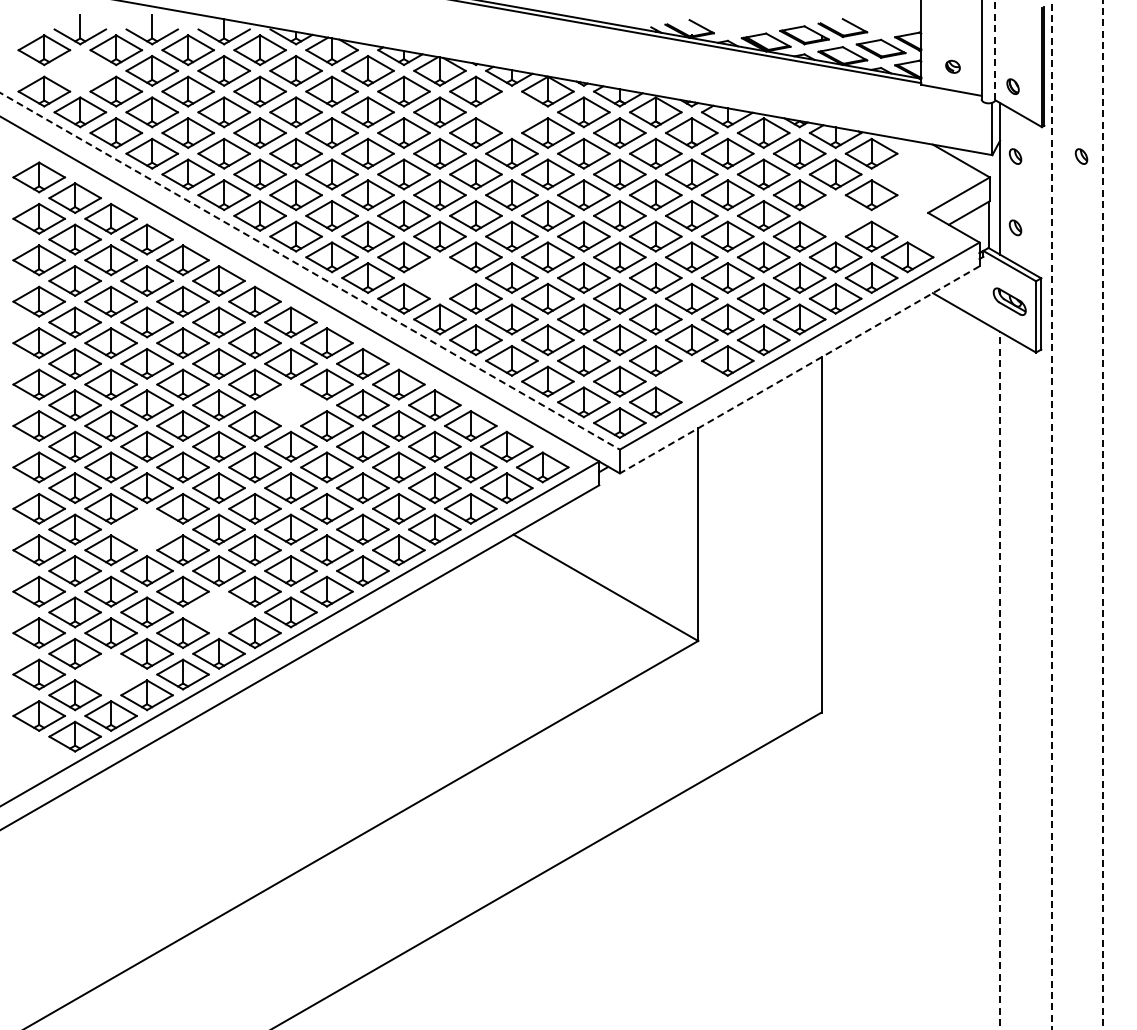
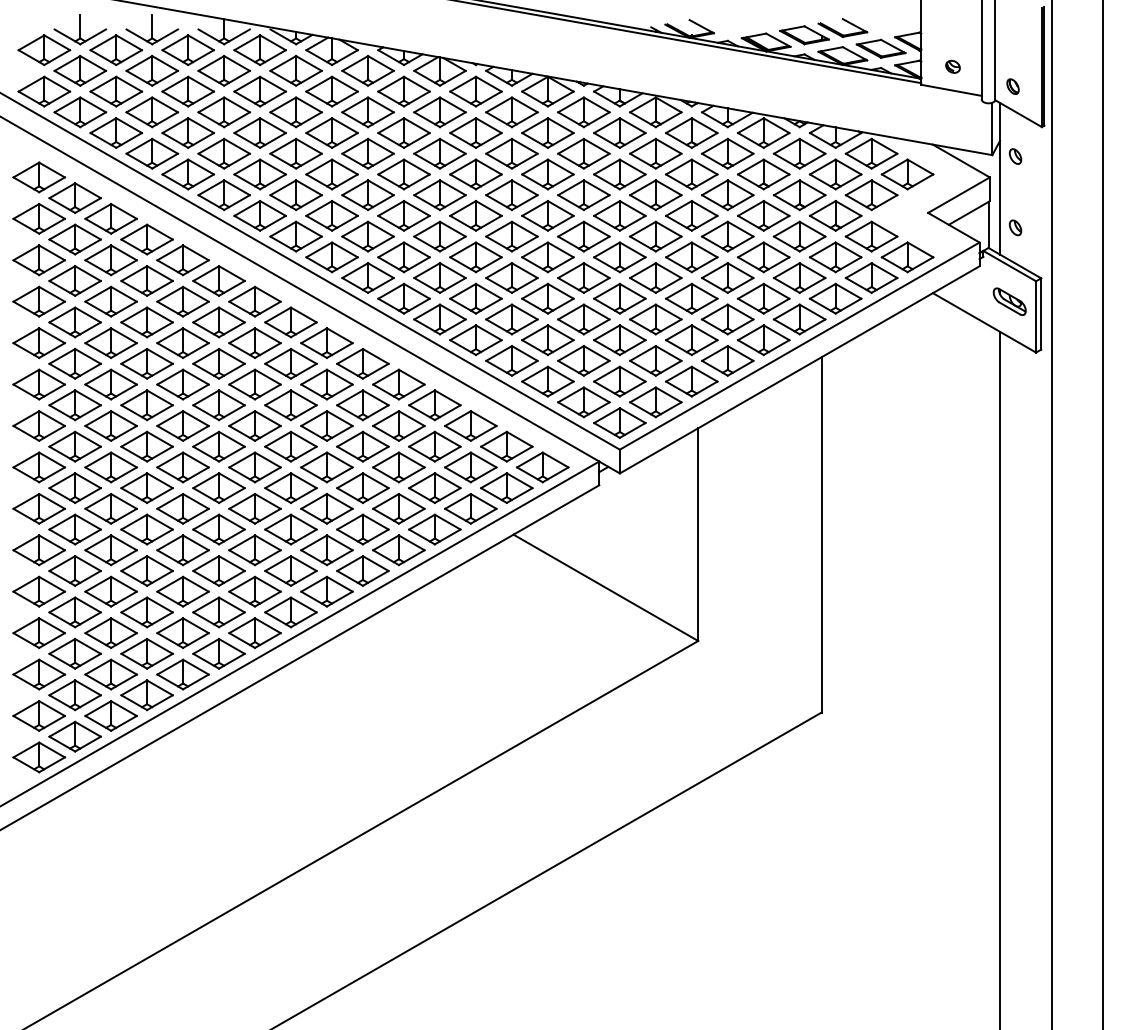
line: dashed -> solid (995, 50)
part: none -> present (80, 70)
part: none -> present (511, 112)
part: present -> none (1081, 156)
part: none -> present (907, 174)
part: none -> present (835, 215)
line: dashed -> solid (310, 271)
part: none -> present (439, 277)
line: dashed -> solid (799, 369)
part: none -> present (691, 381)
part: none -> present (290, 405)
line: dashed -> solid (1051, 514)
line: dashed -> solid (1102, 514)
part: none -> present (146, 529)
part: none -> present (218, 612)
part: none -> present (110, 674)
line: dashed -> solid (1000, 680)
part: none -> present (38, 757)
